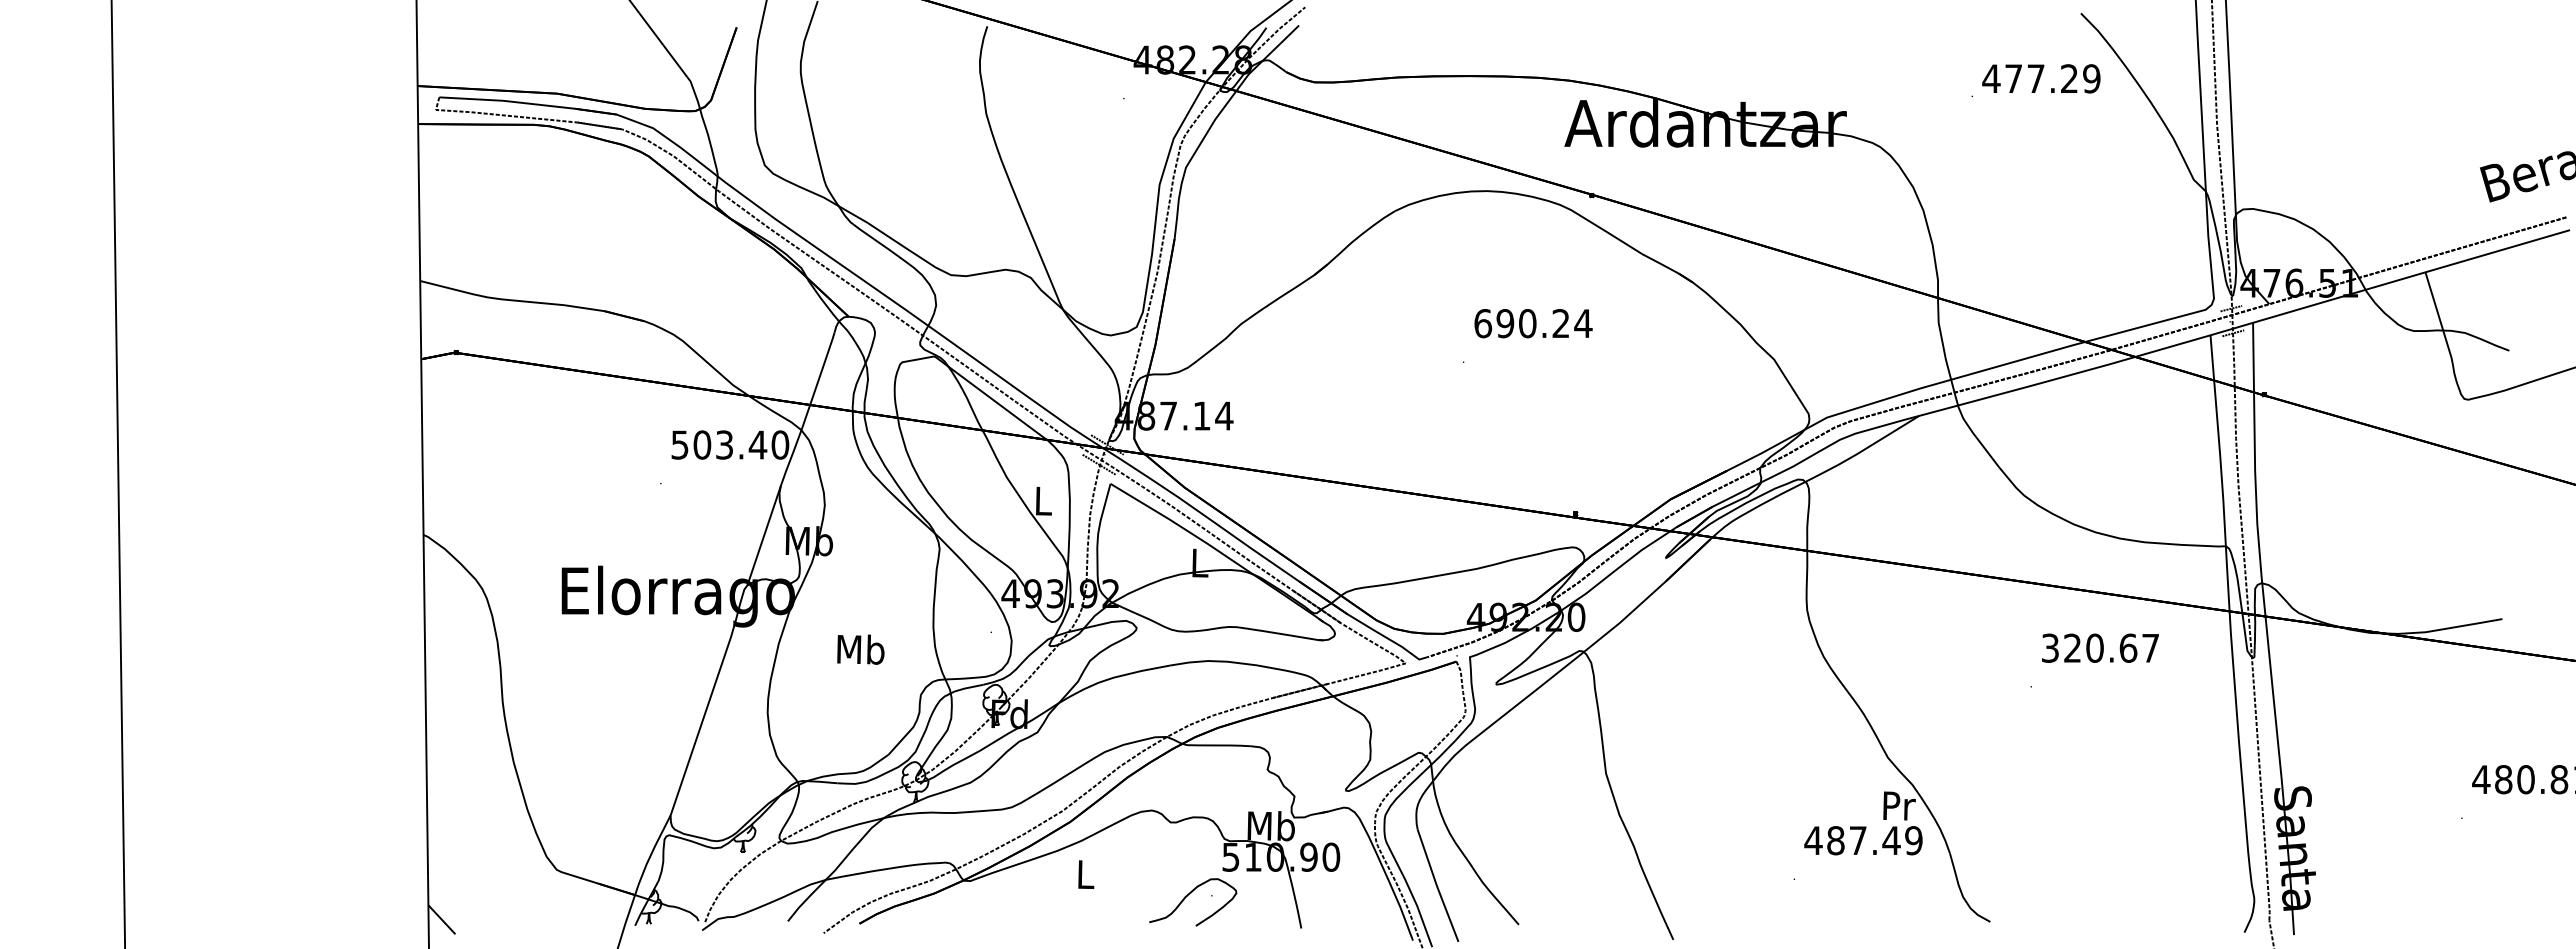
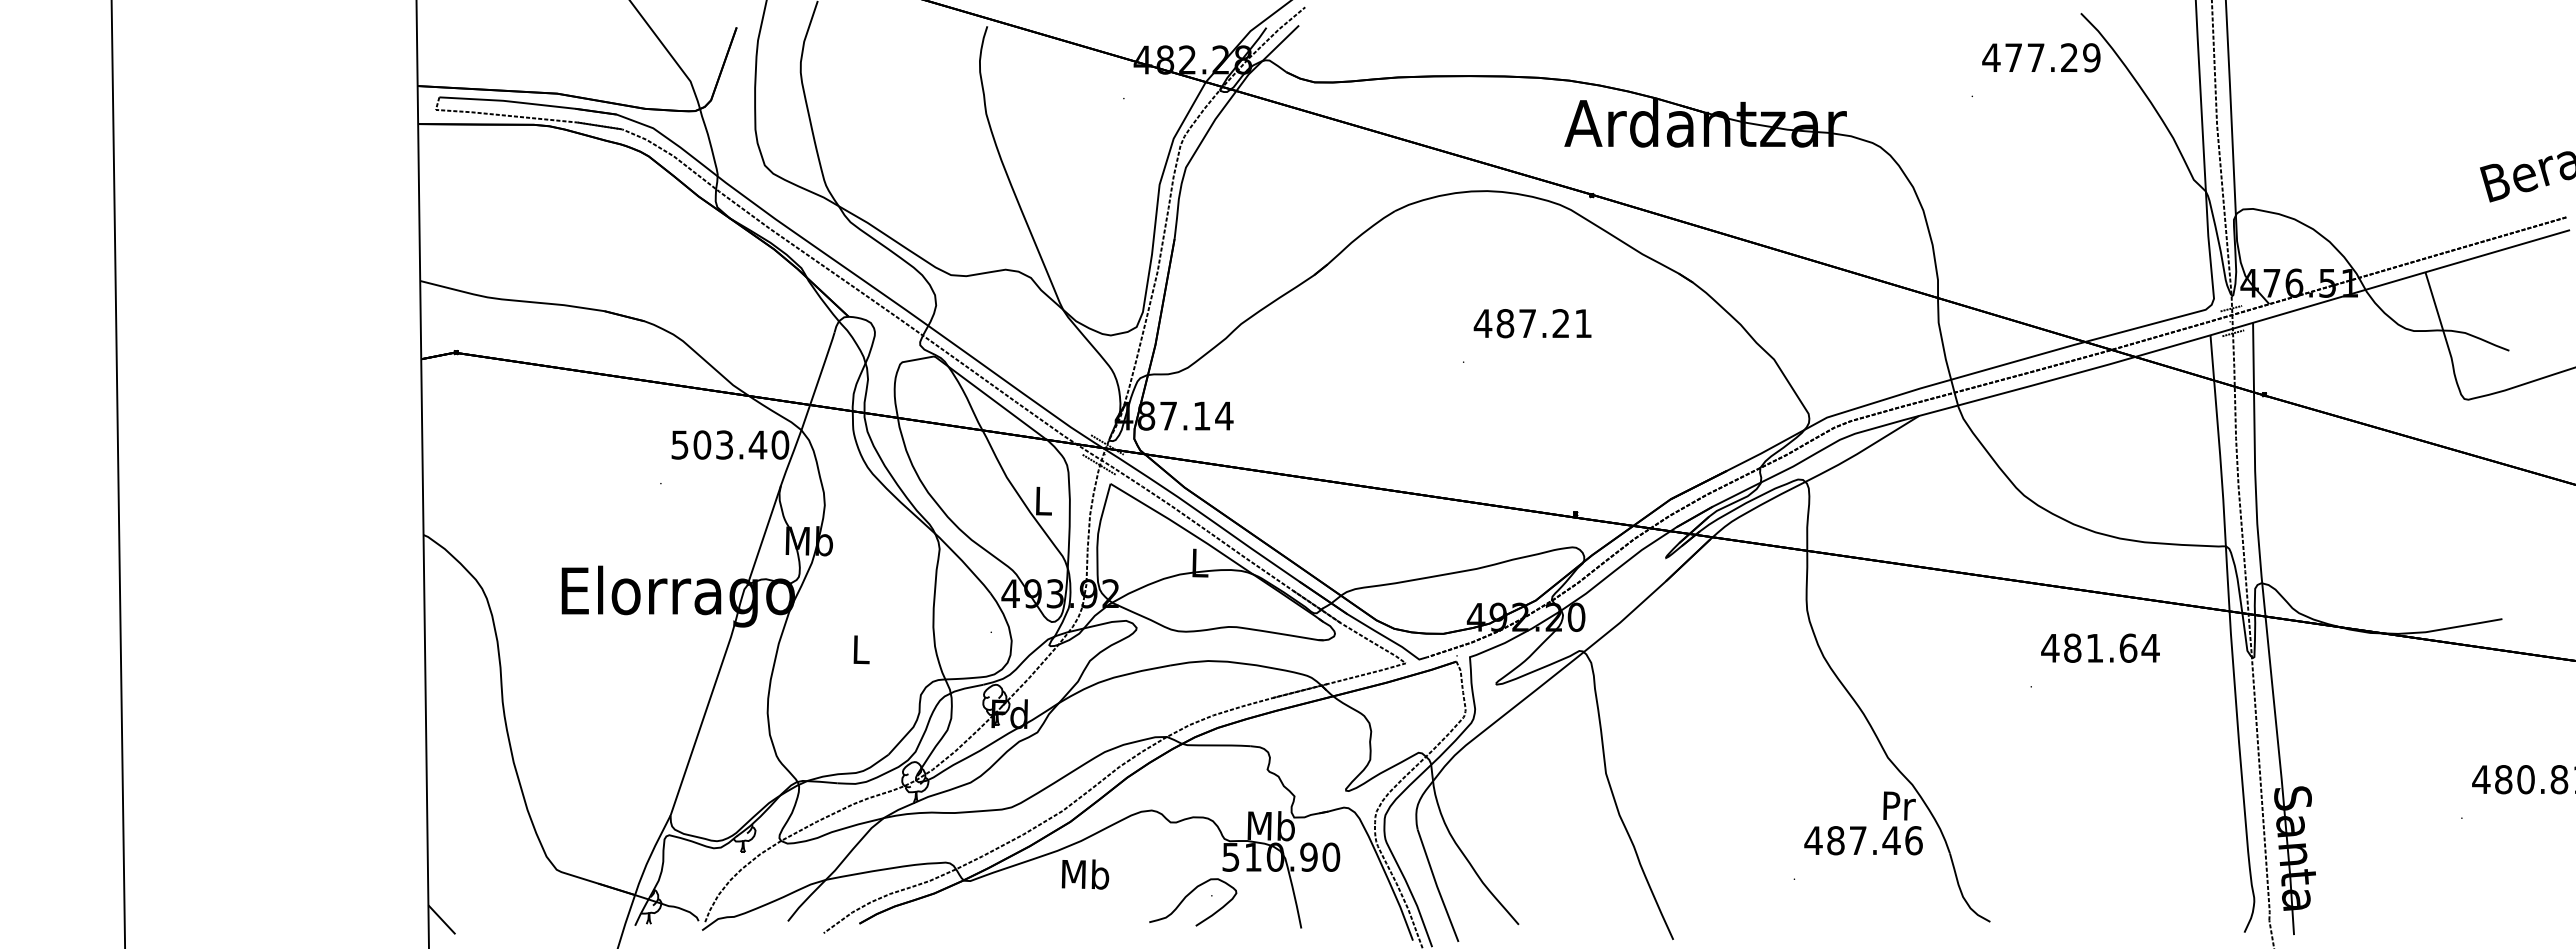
text position: (2041, 78) -> (2041, 57) (2041, 57)
text: 690.24 -> 487.21 (1532, 323)
text: 320.67 -> 481.64 (2100, 647)
text: Mb -> L (860, 649)
text: 487.49 -> 487.46 (1913, 840)
text: L -> Mb (1085, 874)
